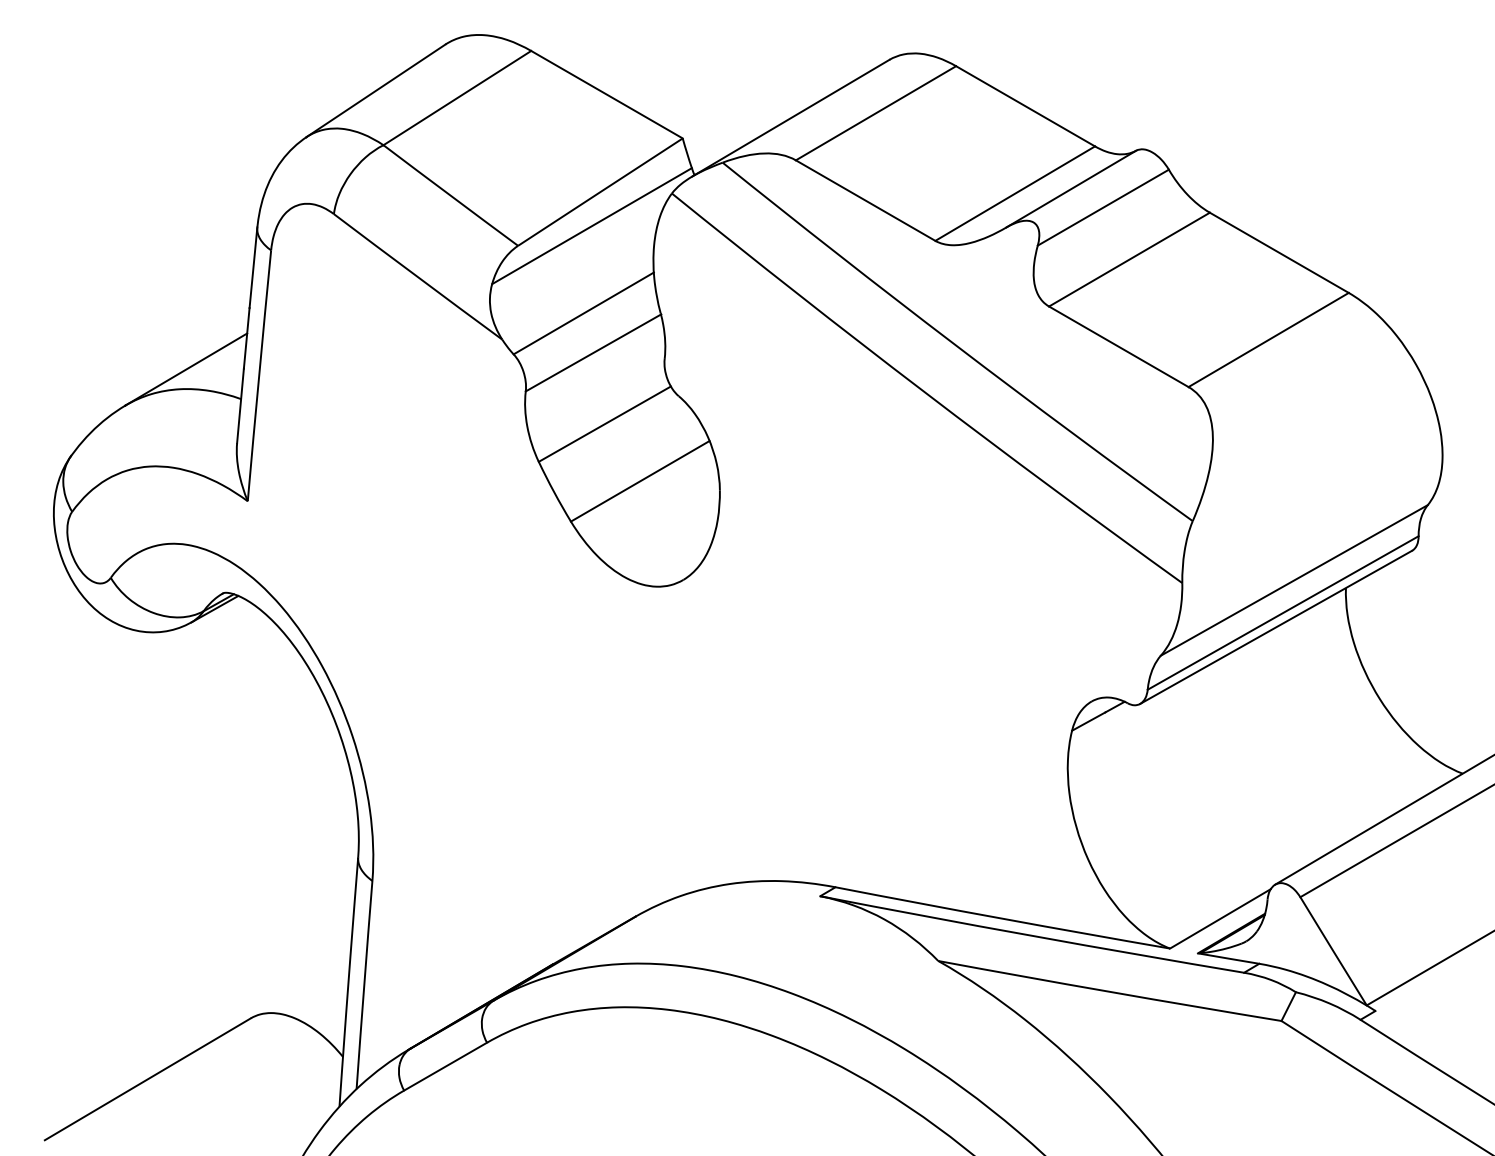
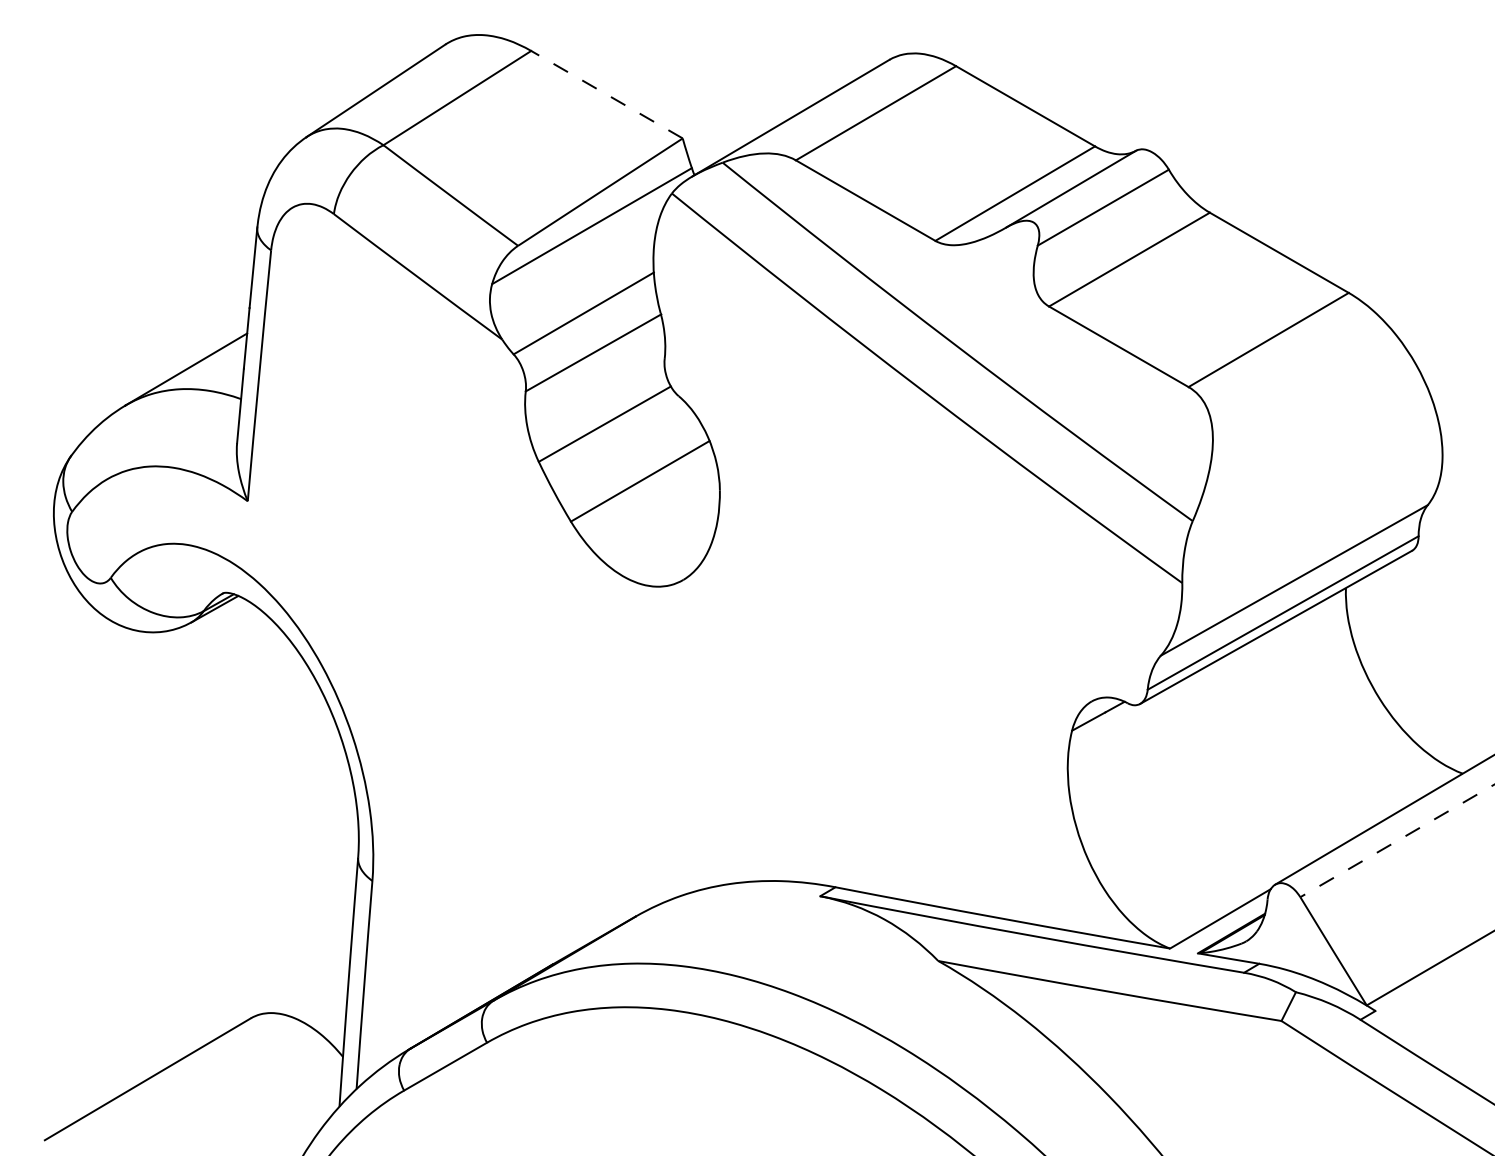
line: solid -> dashed (606, 94)
line: solid -> dashed (1396, 841)
